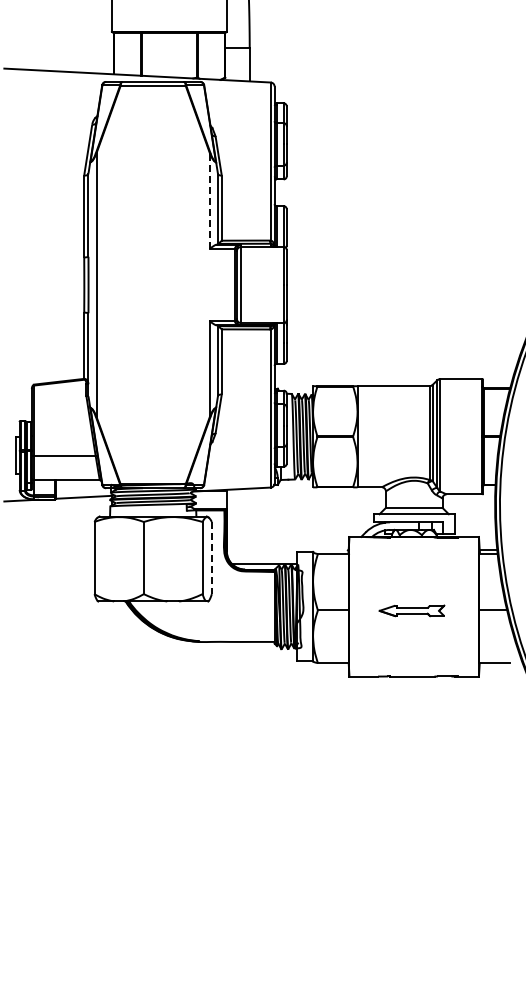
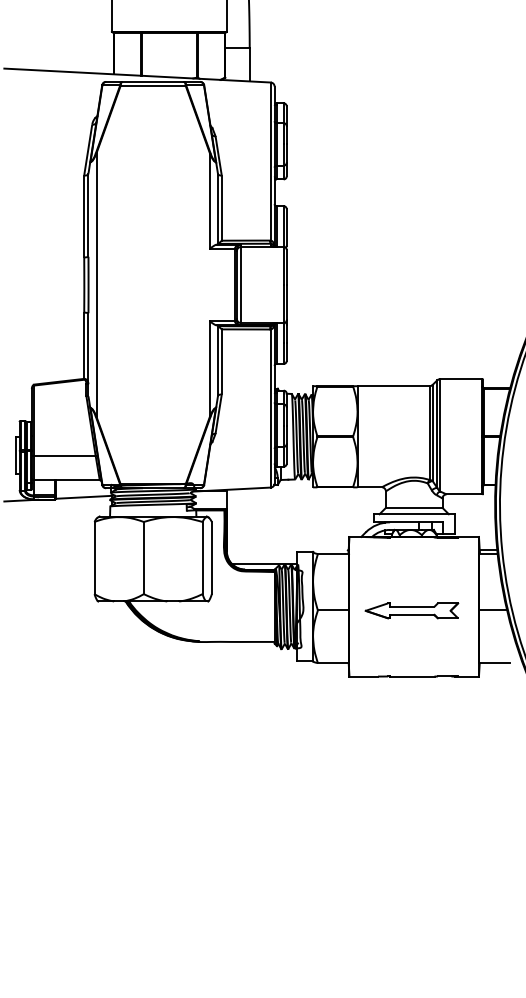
line: dashed -> solid (209, 200)
line: dashed -> solid (211, 558)
part size: 68x14 px -> 96x18 px (411, 610)
